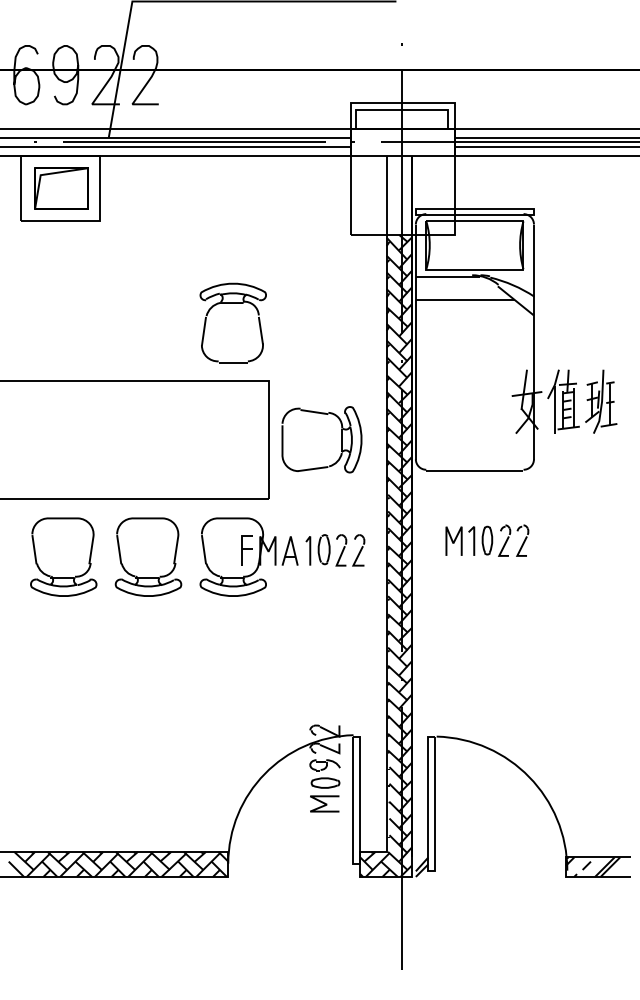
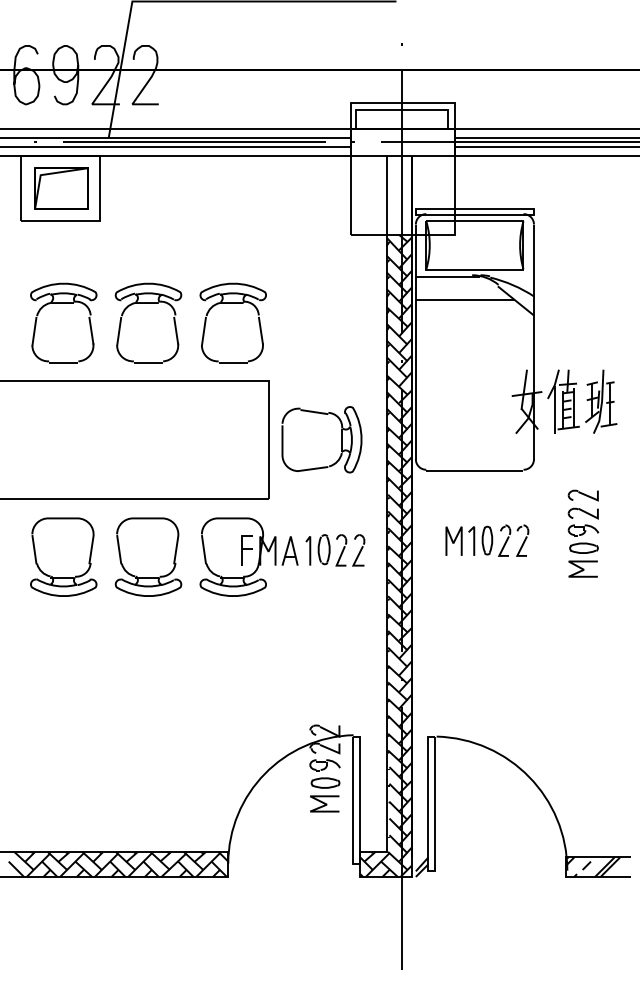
part: none -> present (63, 303)
part: none -> present (148, 322)
part: none -> present (583, 533)
